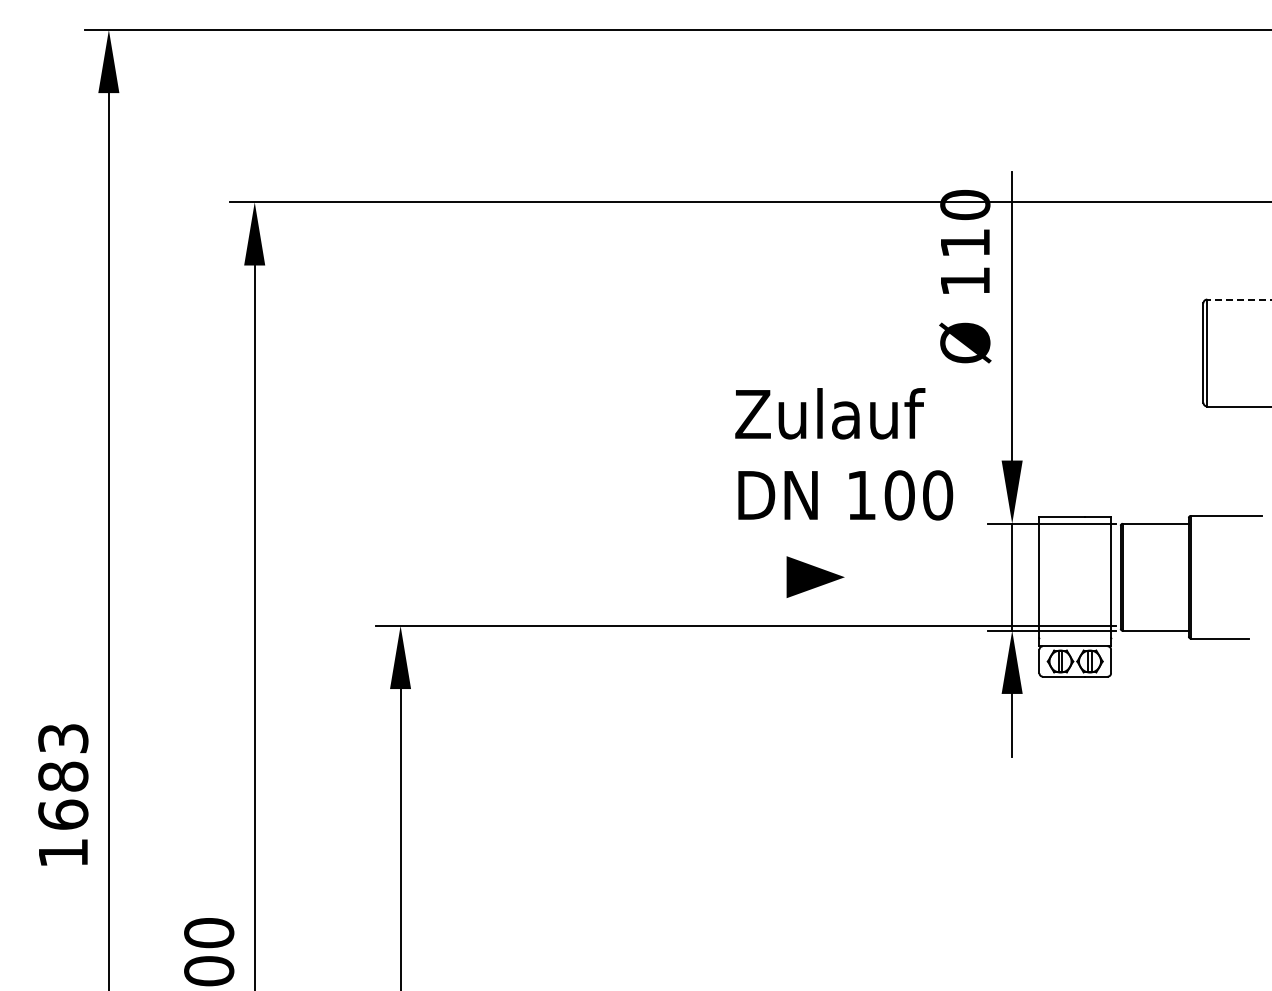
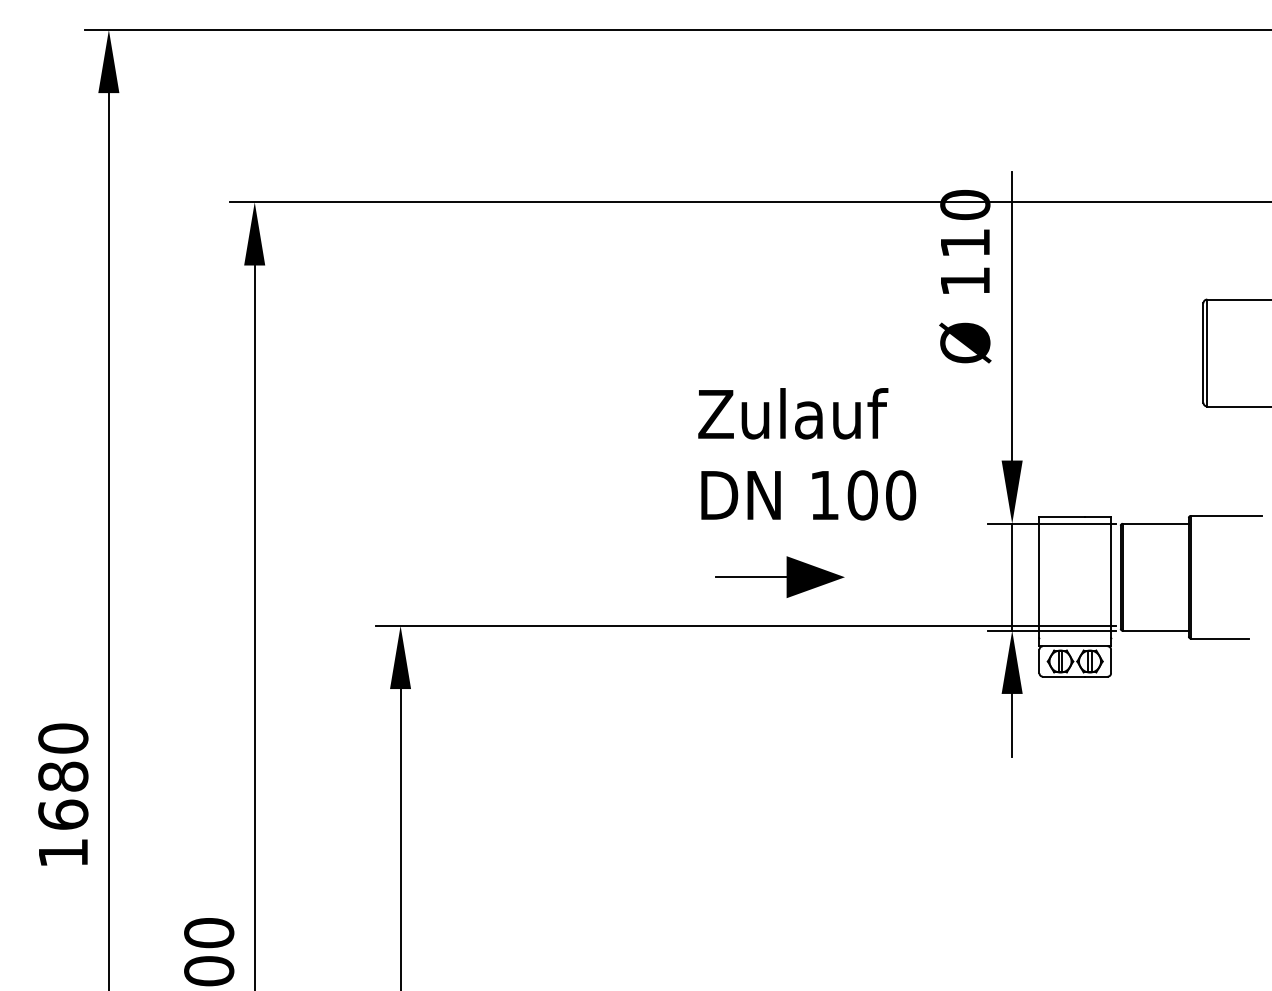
line: dashed -> solid (1238, 299)
text position: (844, 454) -> (807, 454) (807, 454)
line: none -> present (751, 577)
text: 1683 -> 1680 (63, 738)
